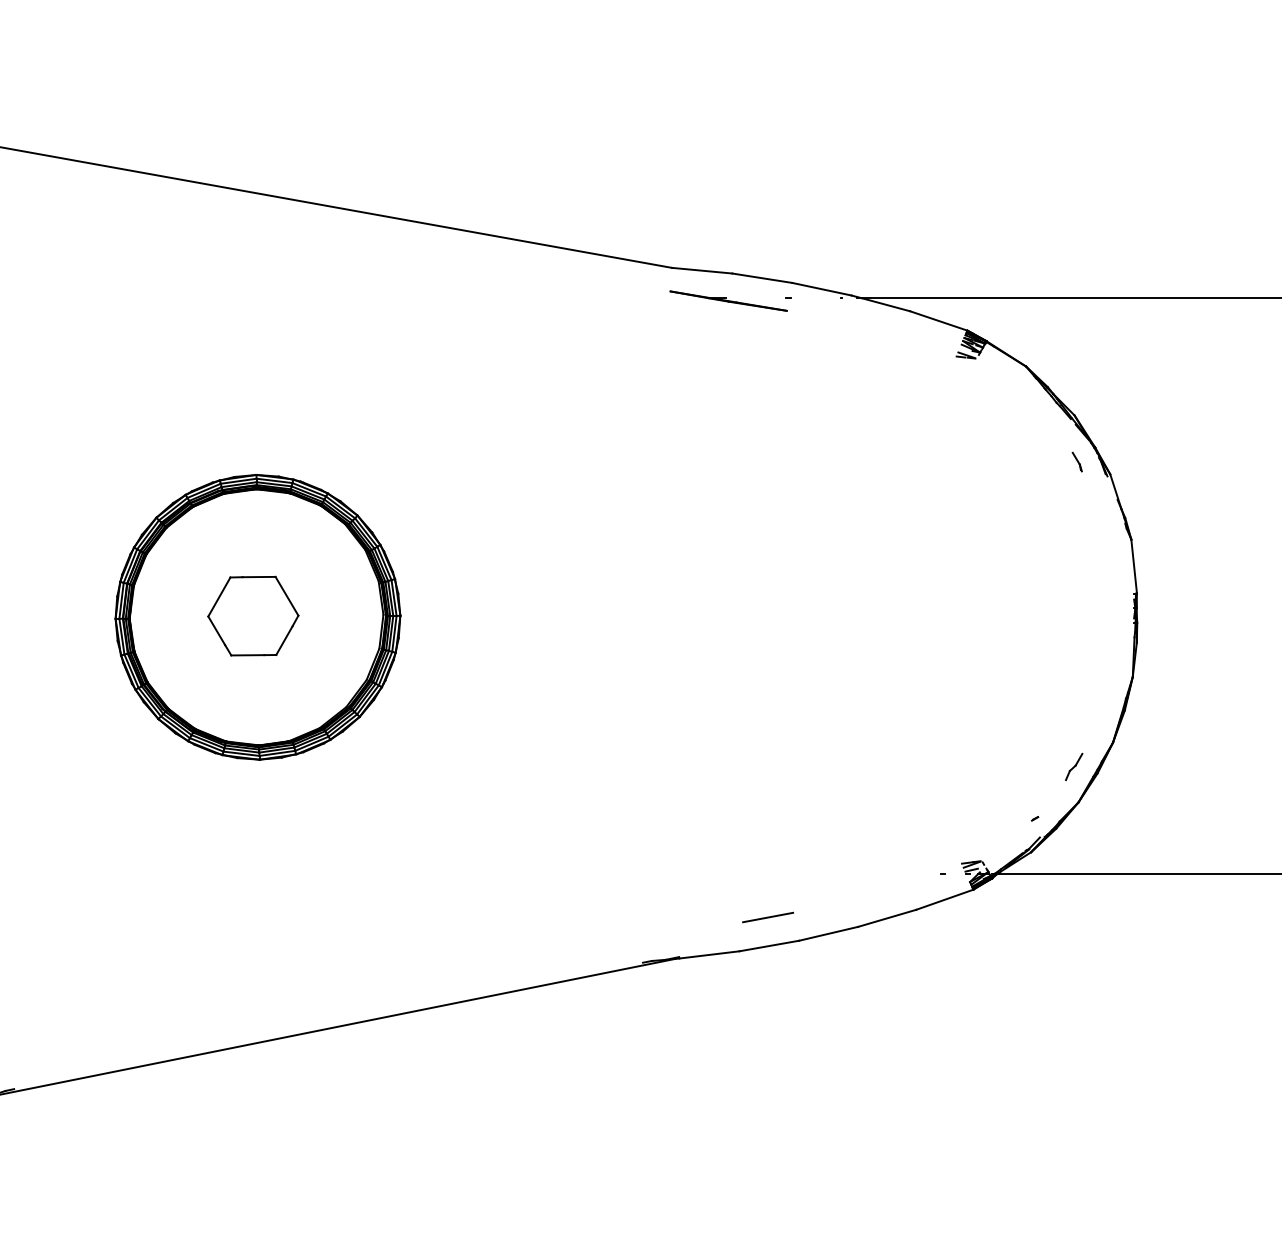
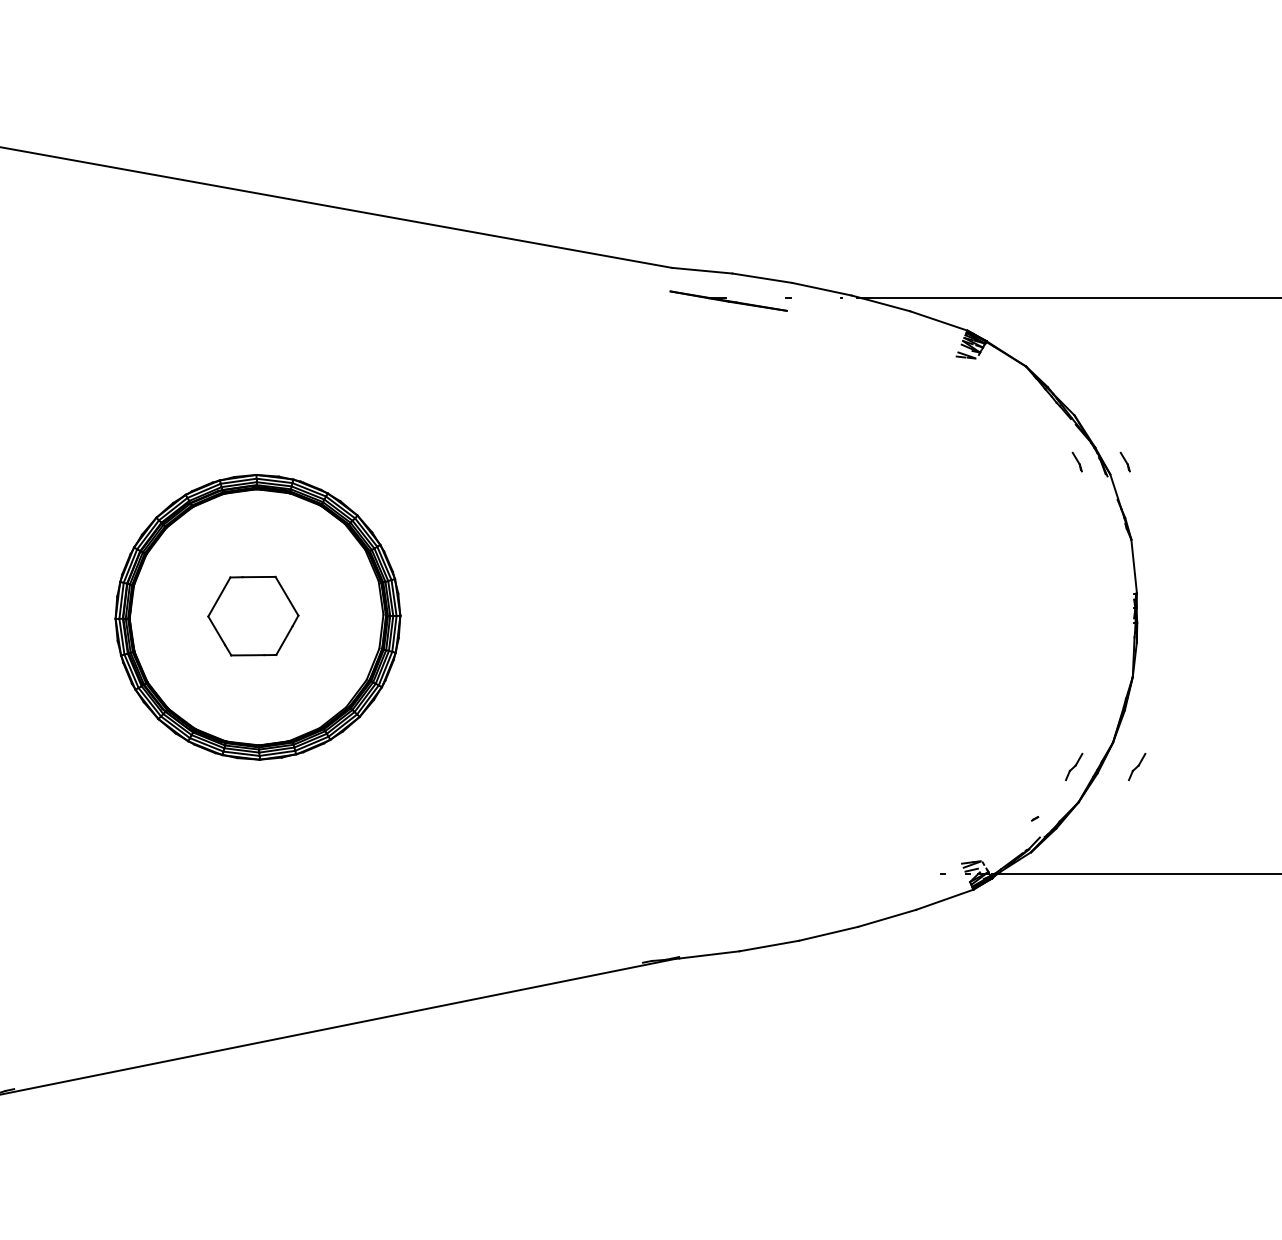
line: none -> present (1124, 461)
part: none -> present (1137, 766)
line: present -> none (768, 917)
